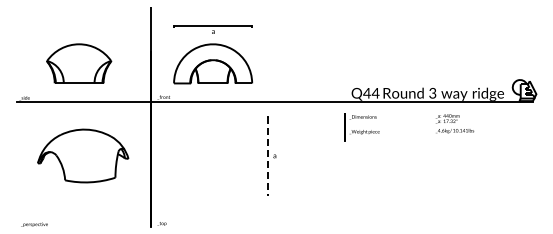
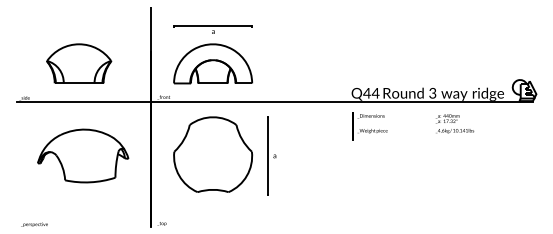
part position: (361, 127) -> (369, 126) (369, 126)
part: none -> present (213, 154)
line: dashed -> solid (267, 156)
